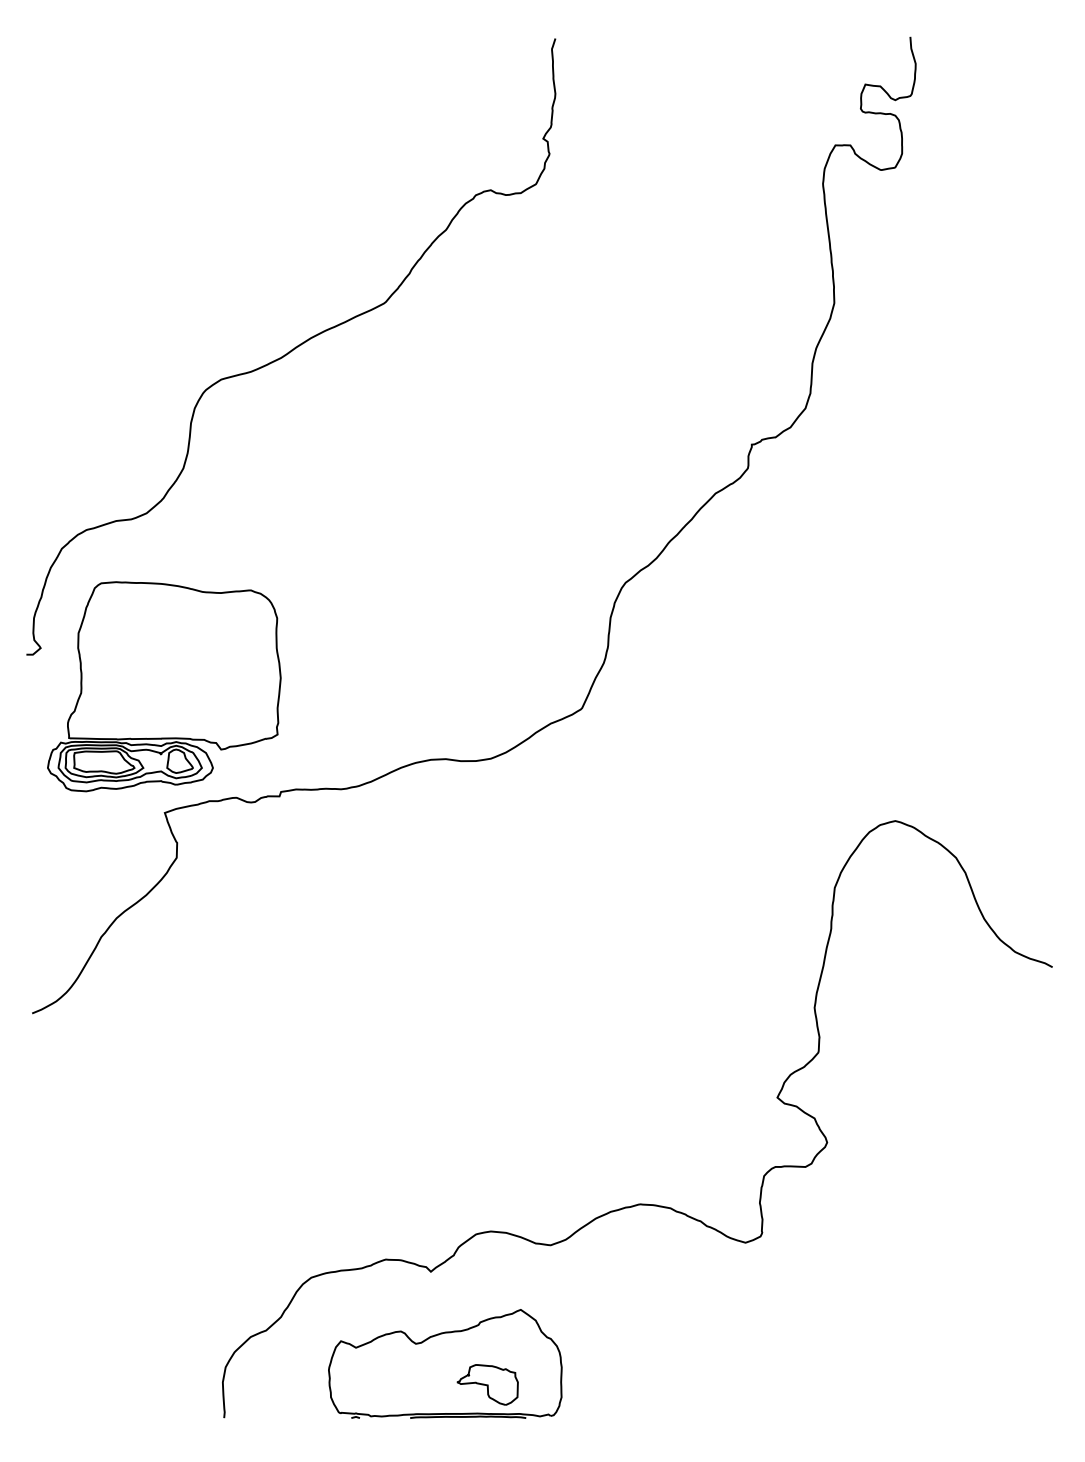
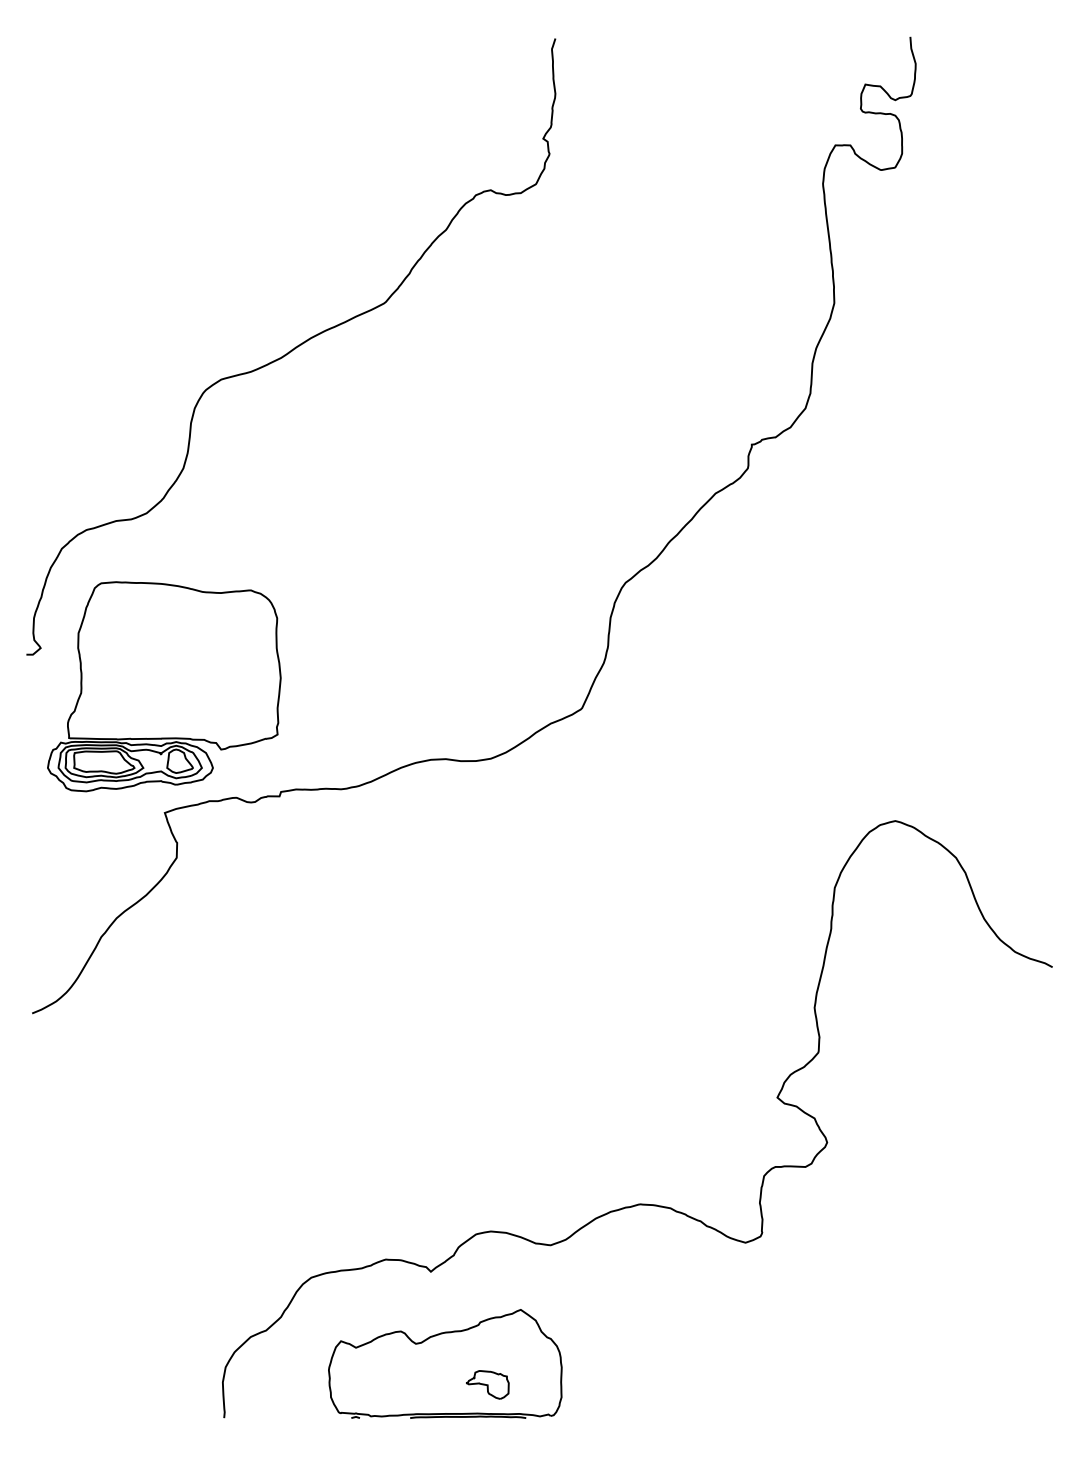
part size: 63x42 px -> 44x30 px (487, 1384)
